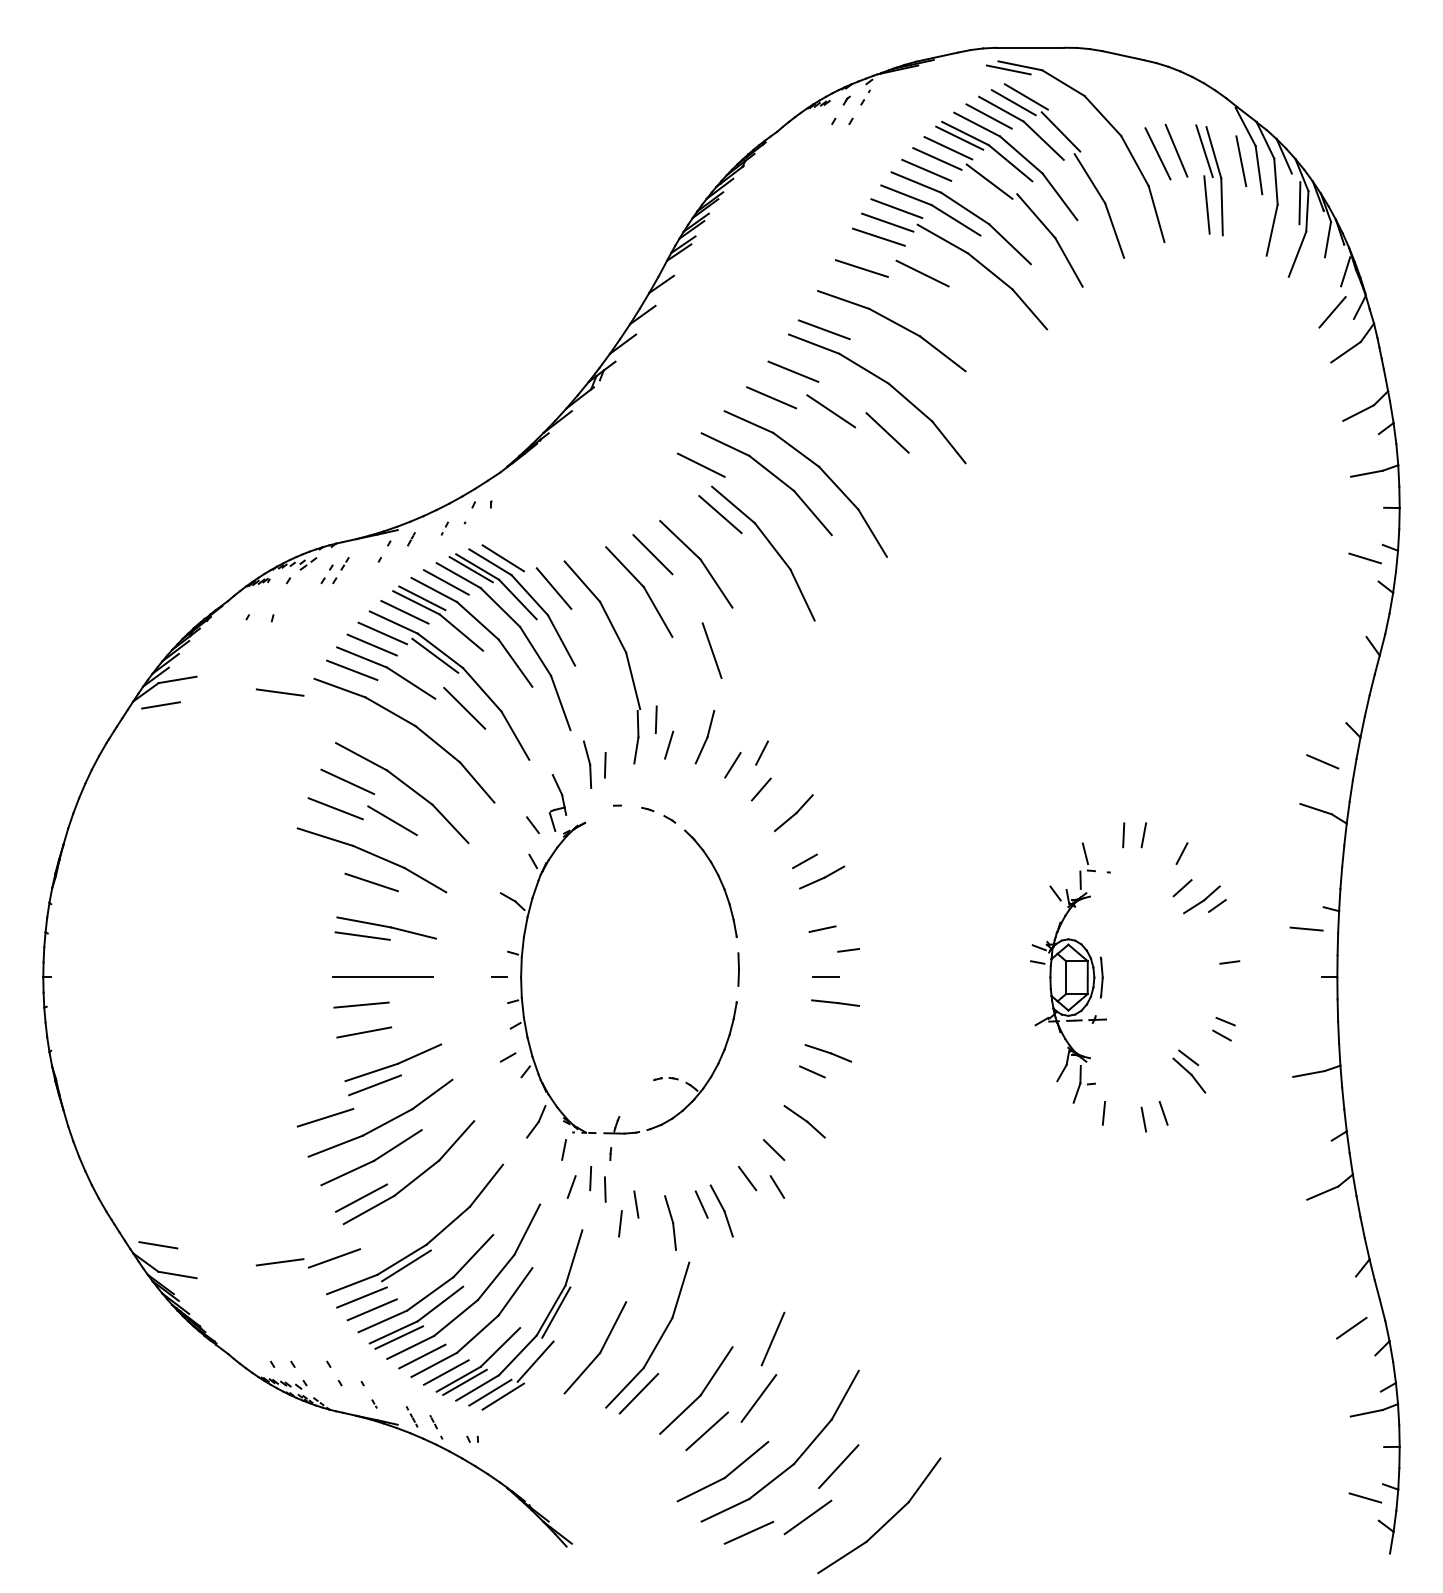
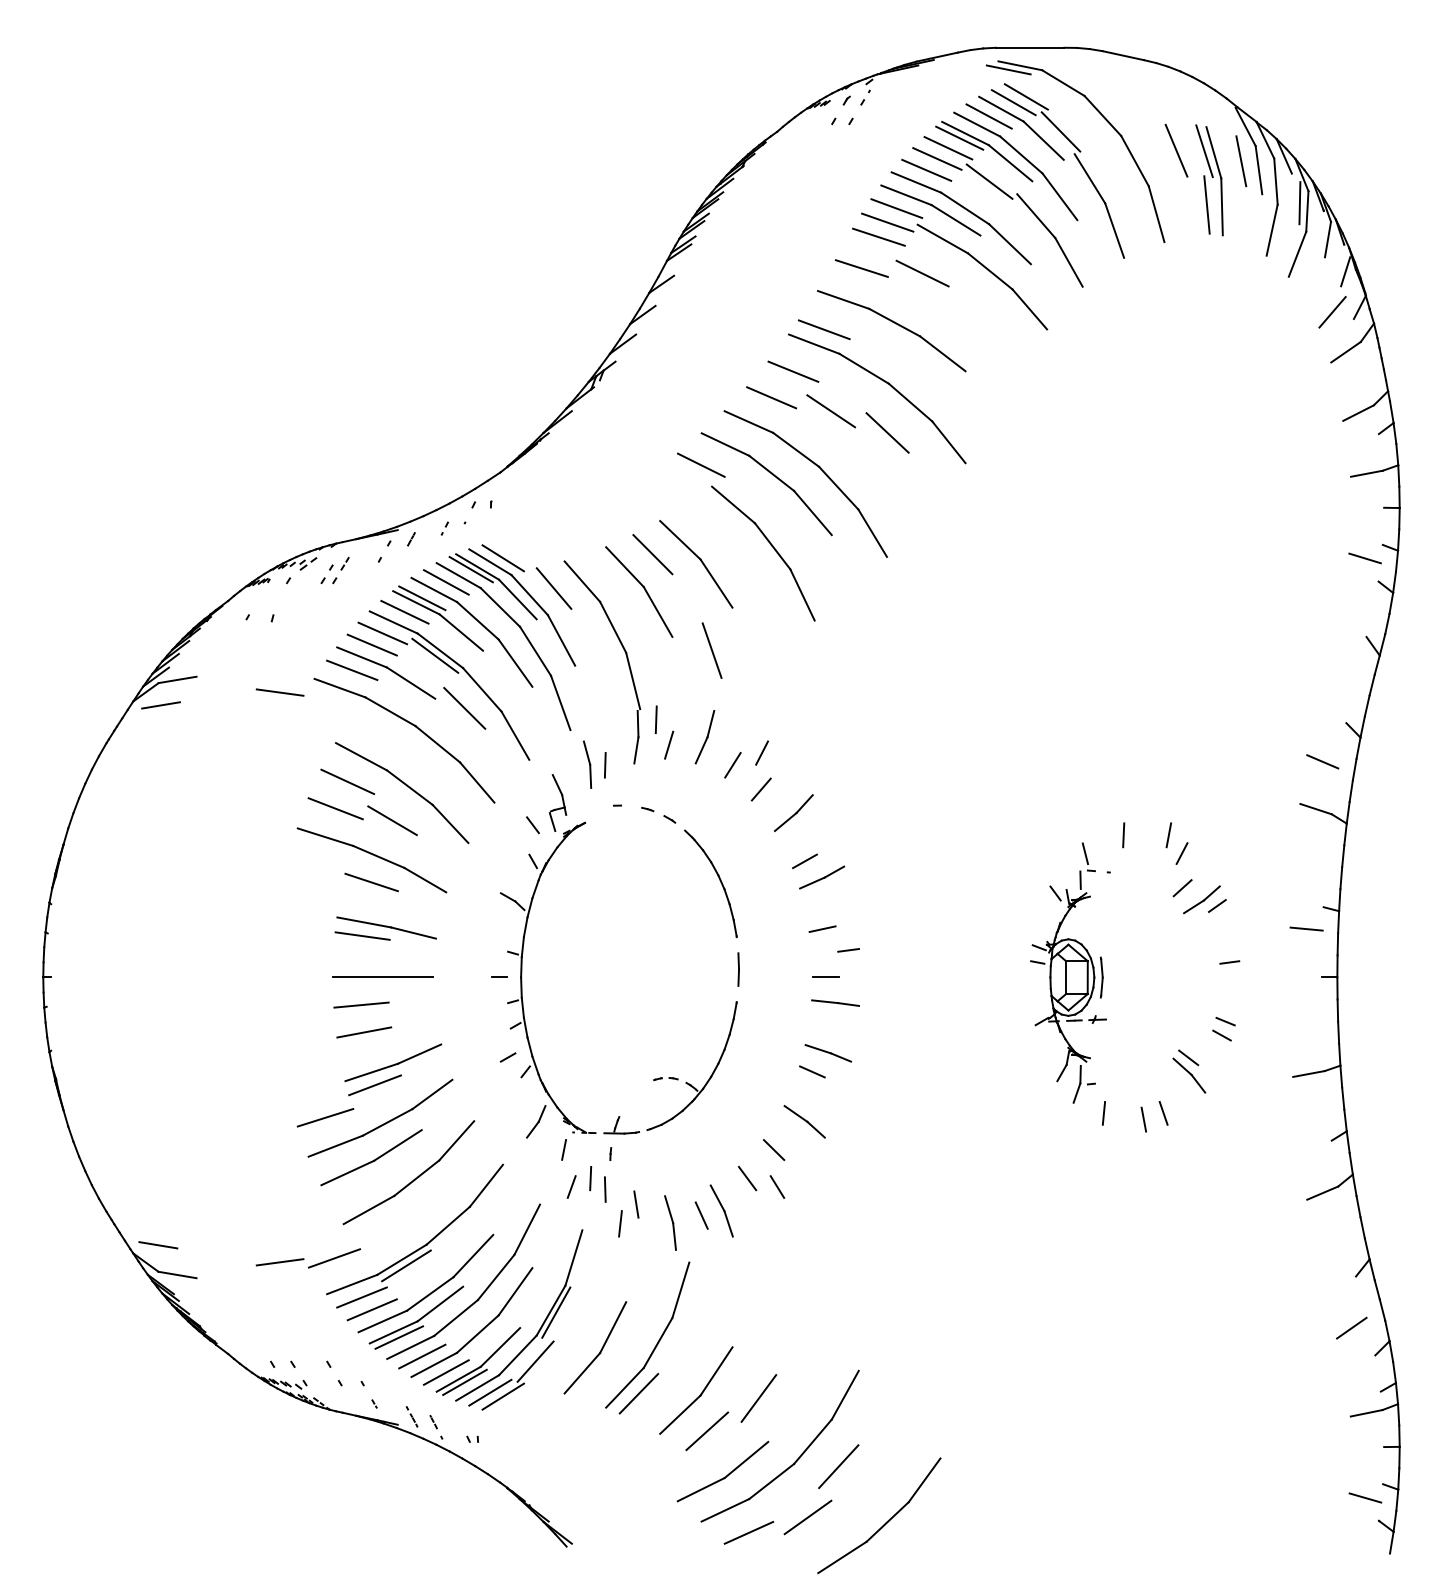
line: present -> none (1157, 153)
line: present -> none (720, 514)
line position: (1143, 835) -> (1168, 835) (1168, 835)
line: present -> none (361, 1197)
line position: (701, 1204) -> (701, 1215) (701, 1215)
line: present -> none (772, 1338)
